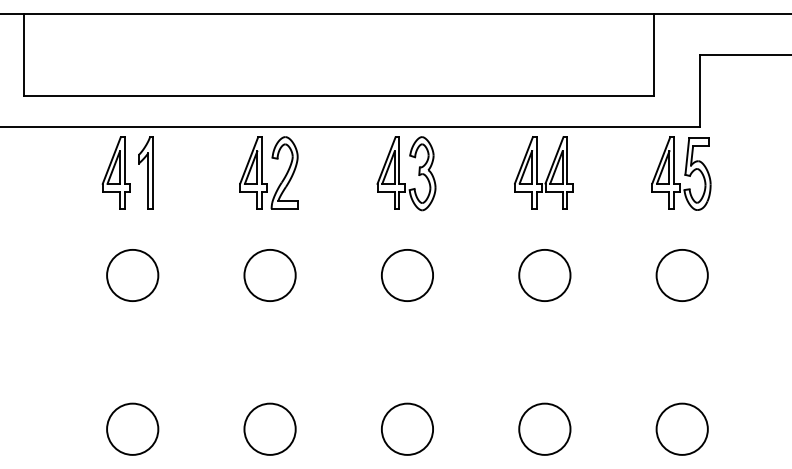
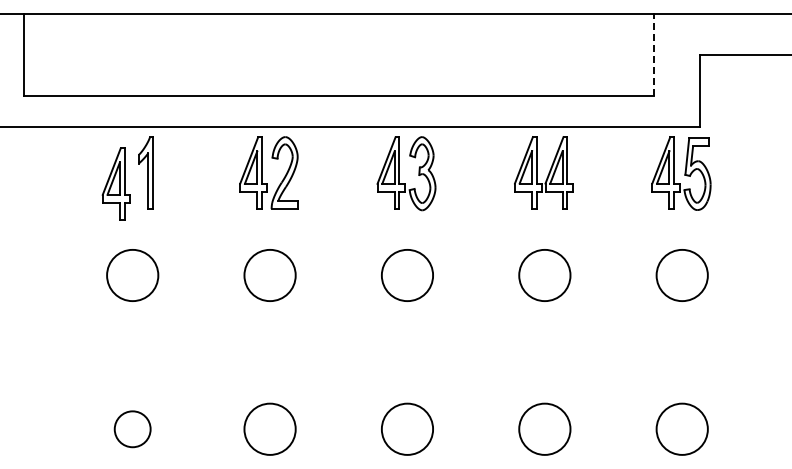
line: solid -> dashed (653, 54)
part position: (115, 172) -> (115, 183) (115, 183)
circle diameter: 51 px -> 36 px (132, 429)
